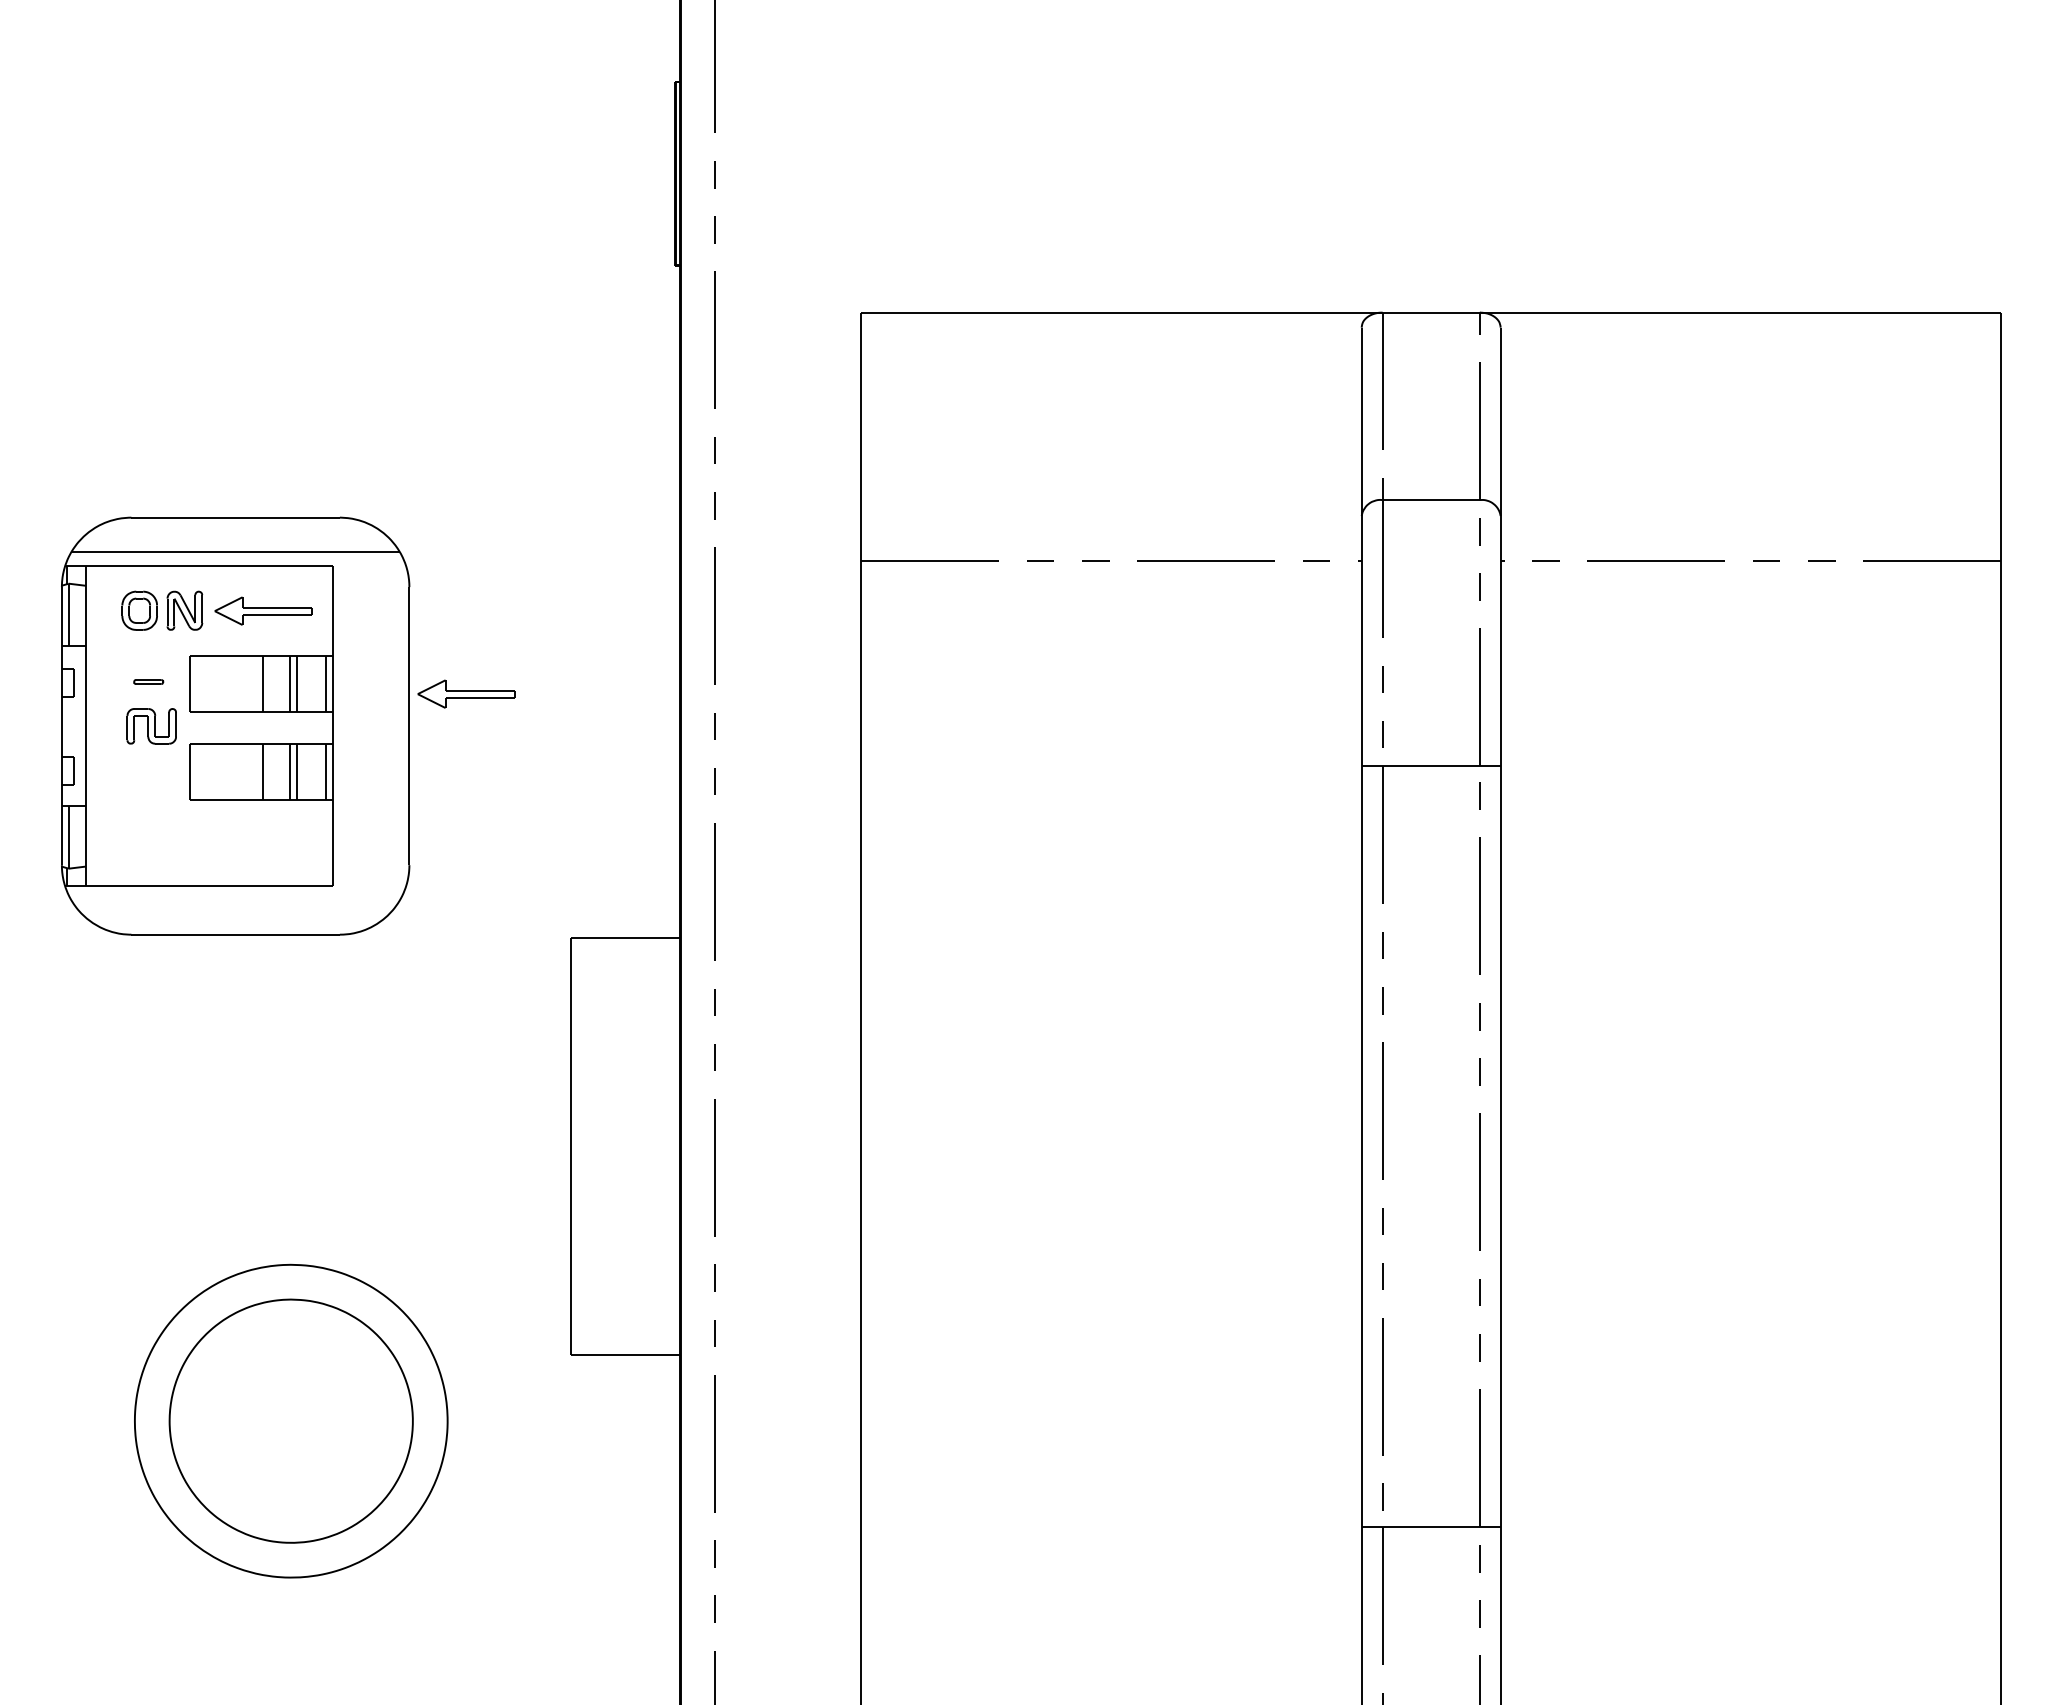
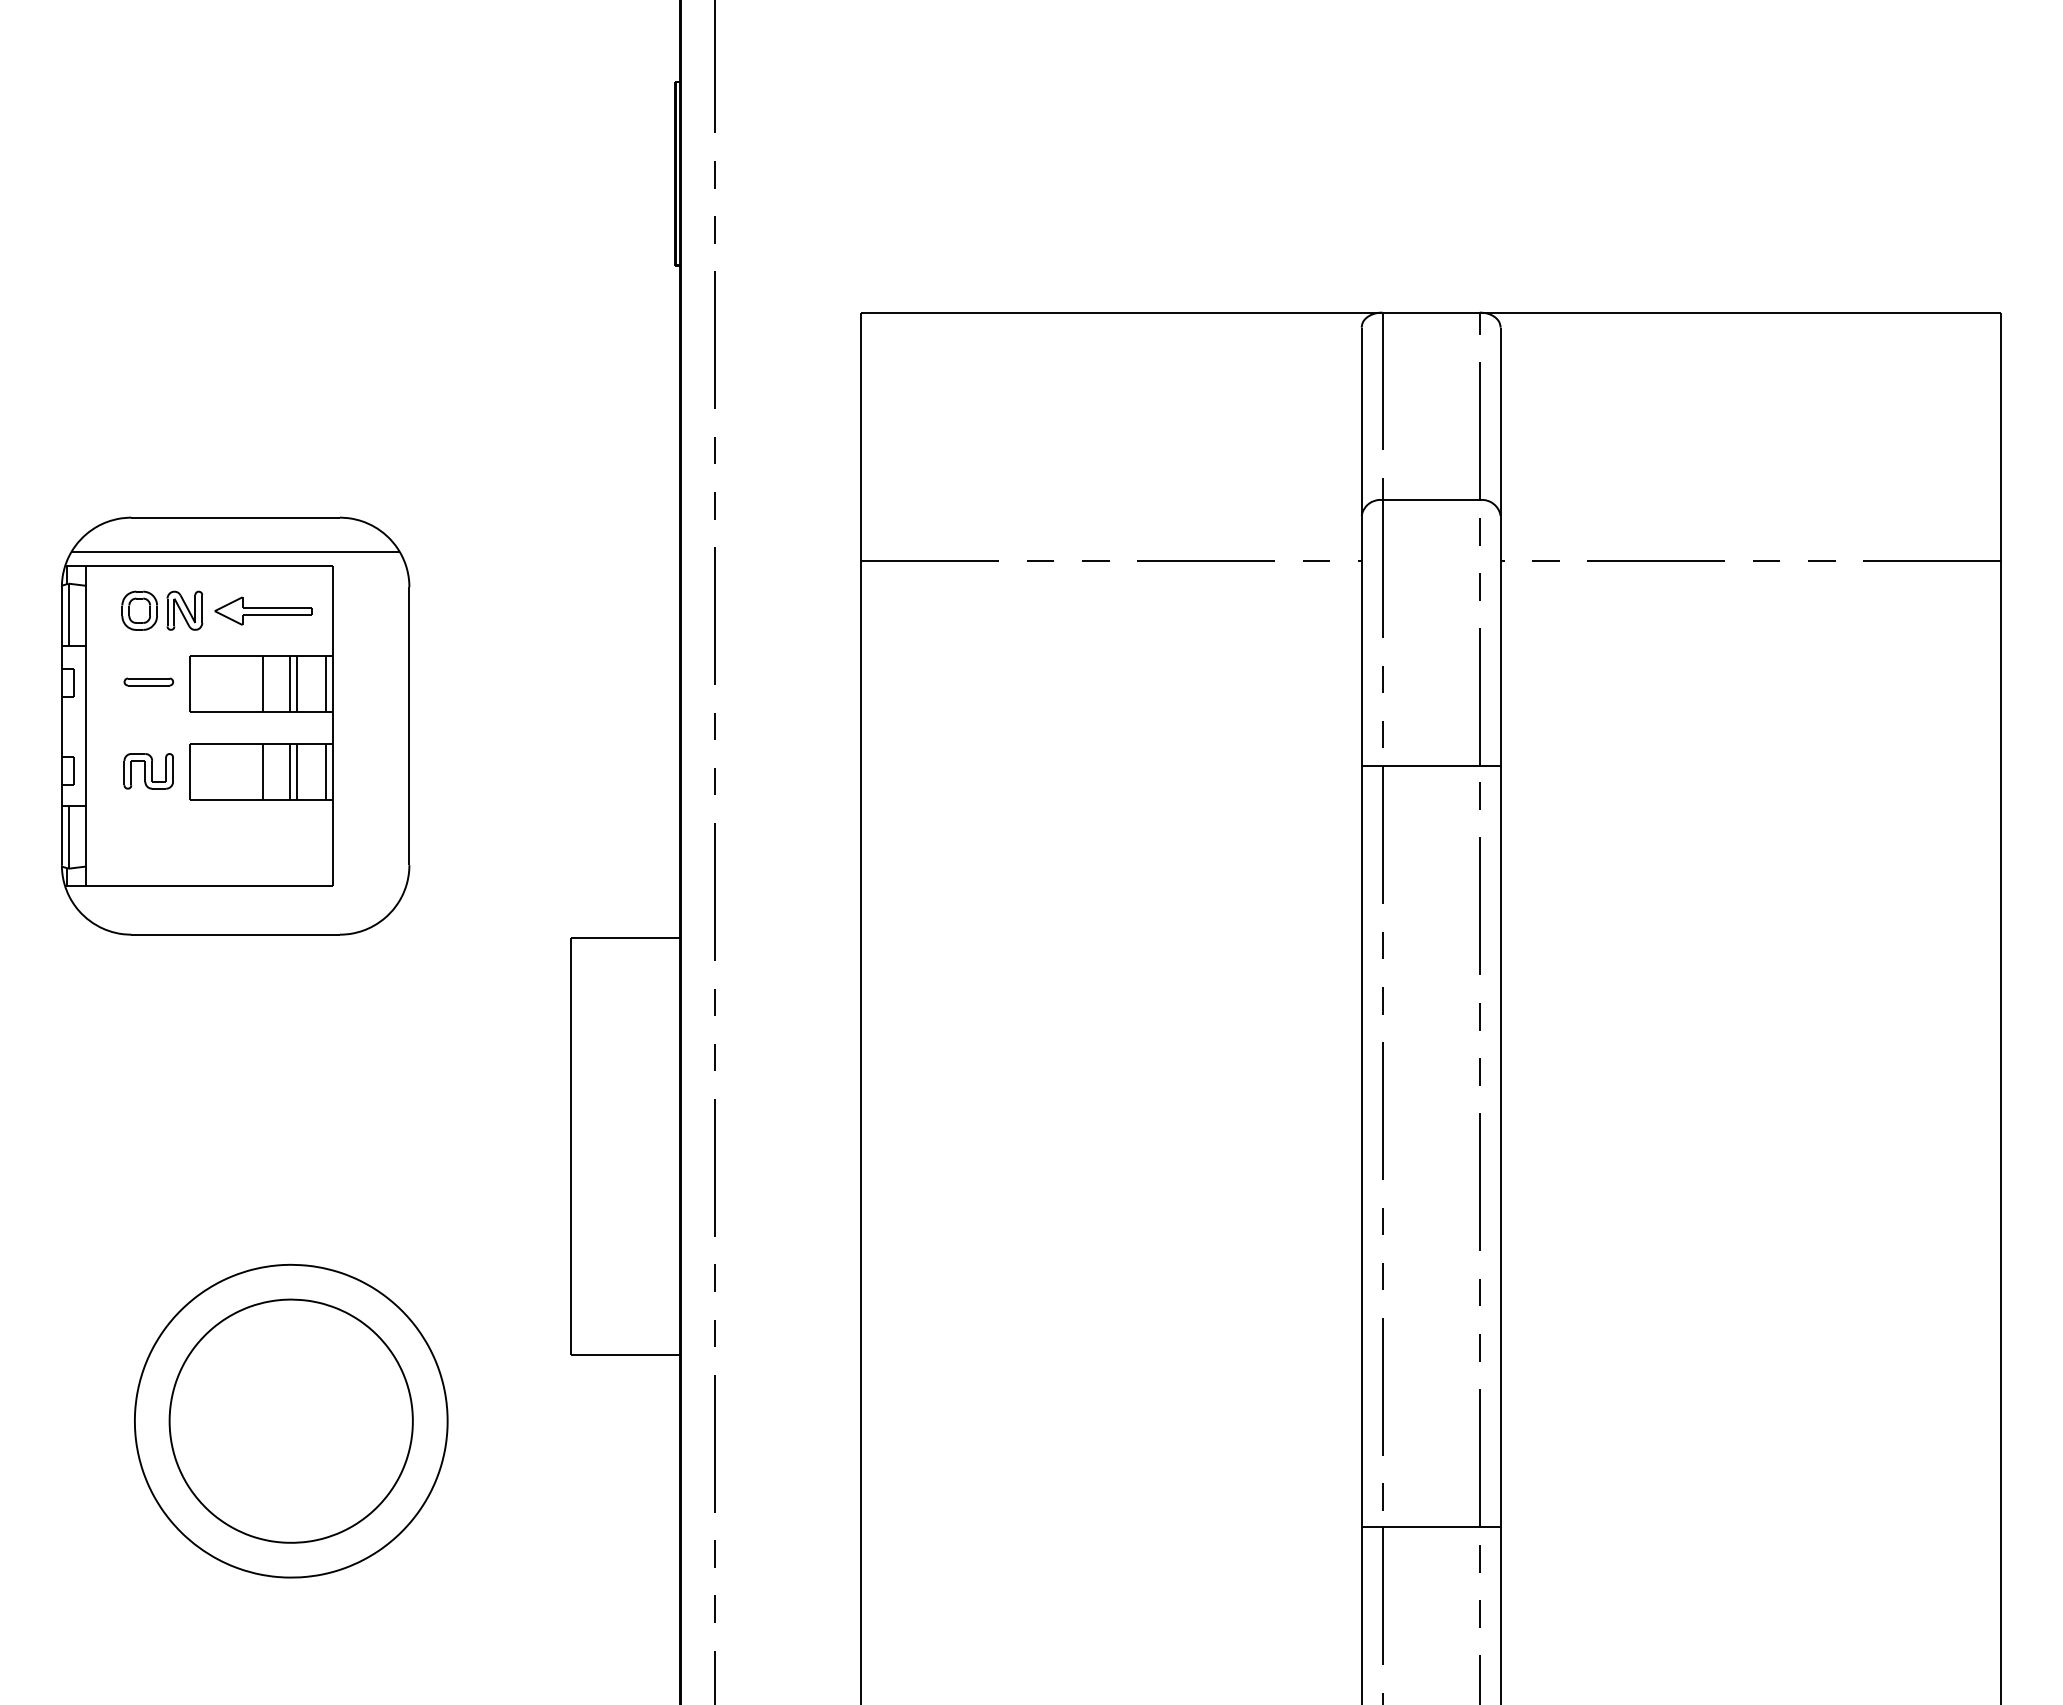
part size: 32x6 px -> 51x10 px (148, 681)
part: present -> none (466, 693)
part position: (151, 726) -> (148, 771) (148, 771)
